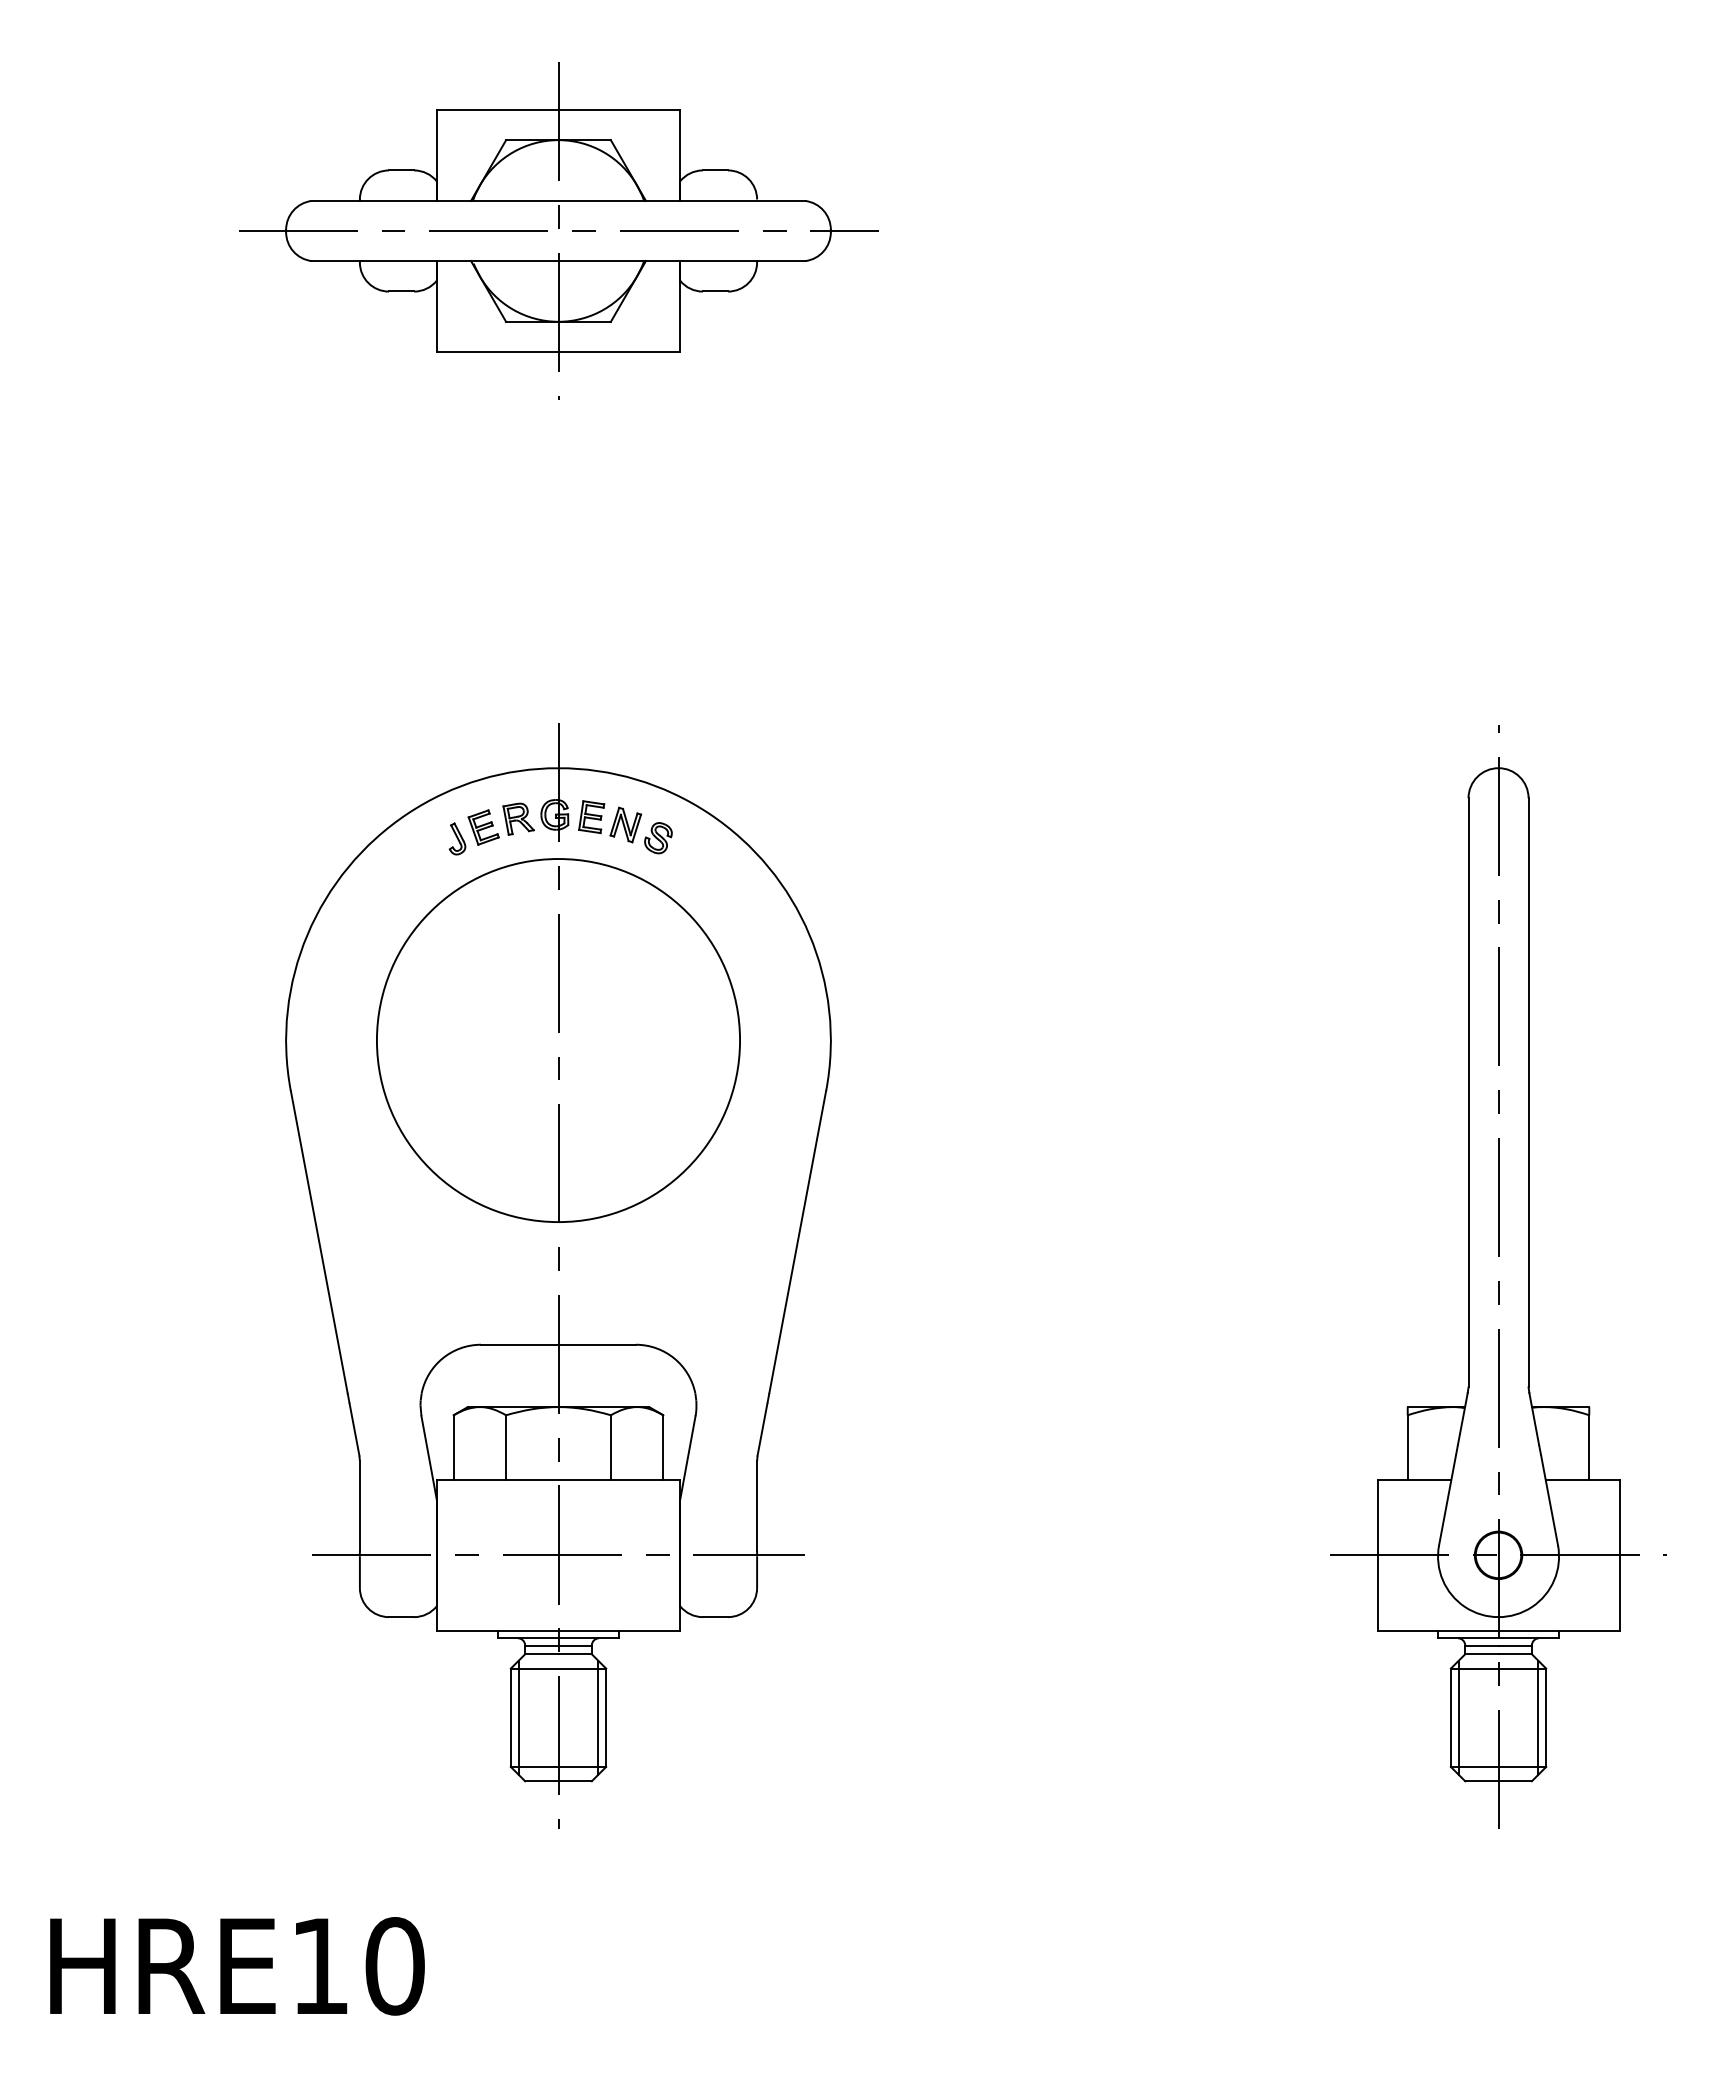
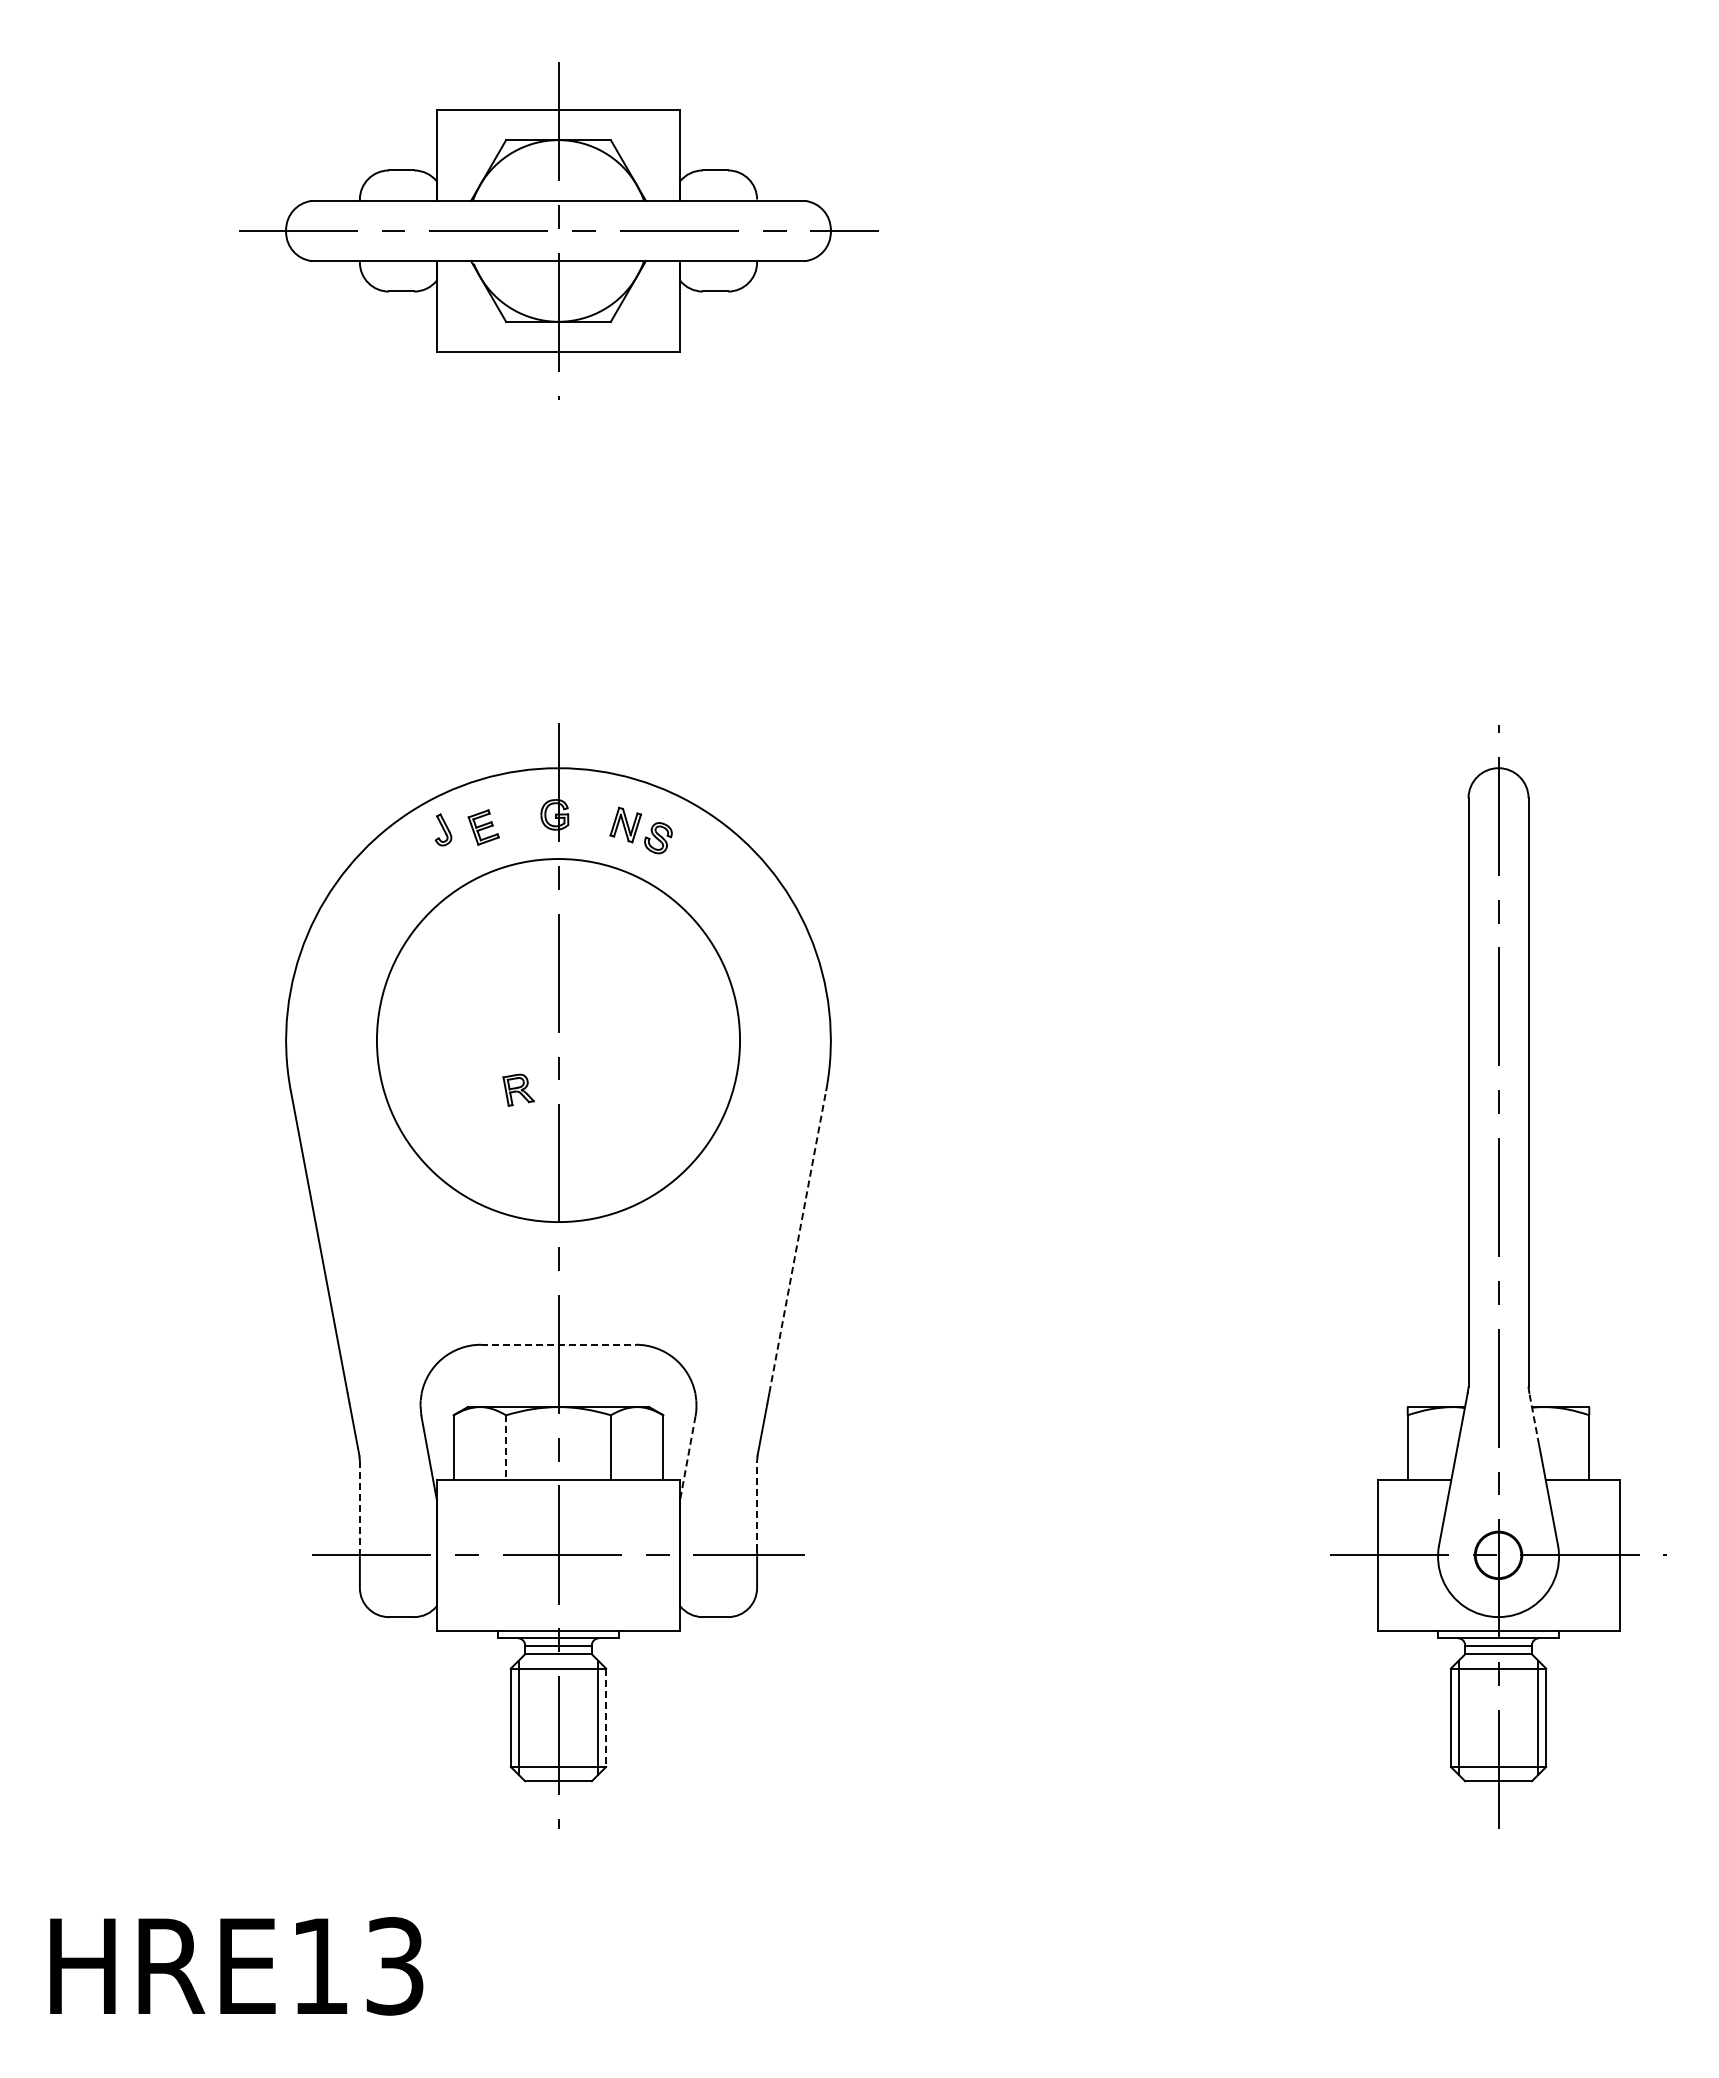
part: present -> none (591, 816)
part position: (518, 818) -> (518, 1089) (518, 1089)
part position: (457, 838) -> (443, 829) (443, 829)
line: solid -> dashed (797, 1241)
line: solid -> dashed (559, 1344)
line: solid -> dashed (1534, 1418)
line: solid -> dashed (506, 1447)
line: solid -> dashed (687, 1458)
line: solid -> dashed (359, 1505)
line: solid -> dashed (757, 1505)
line: solid -> dashed (606, 1718)
text: HRE10 -> HRE13 (394, 1966)
